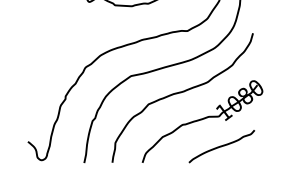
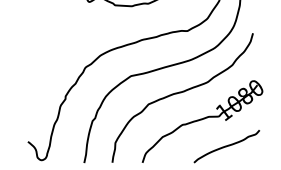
curve position: (221, 146) -> (226, 146) (226, 146)
